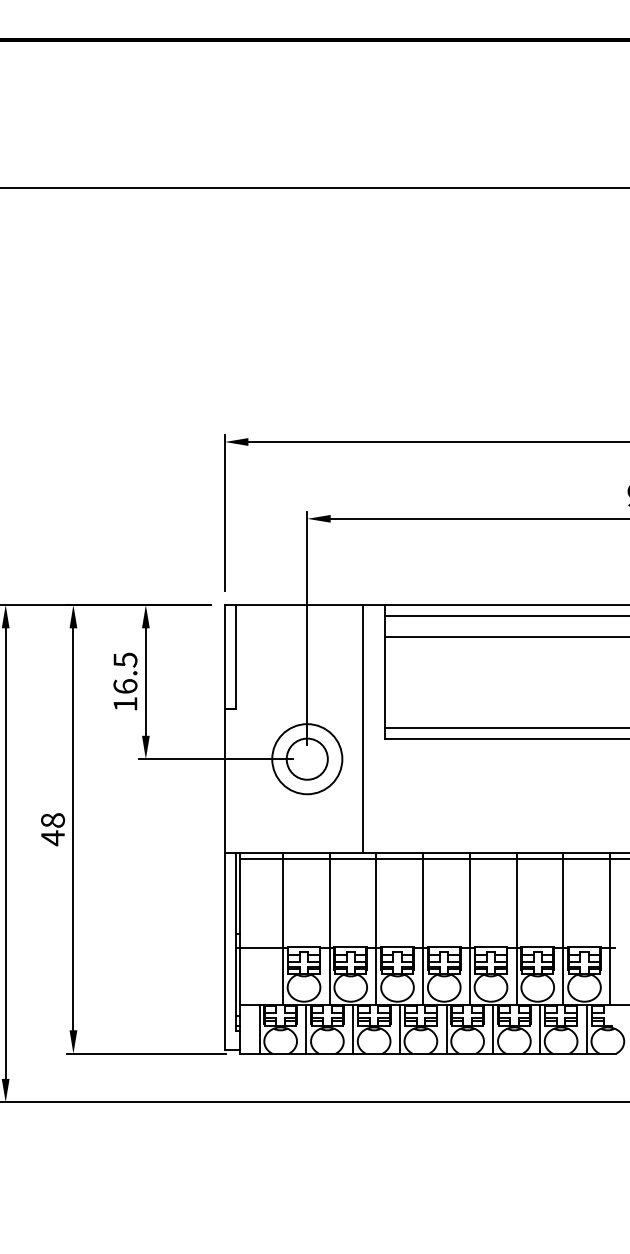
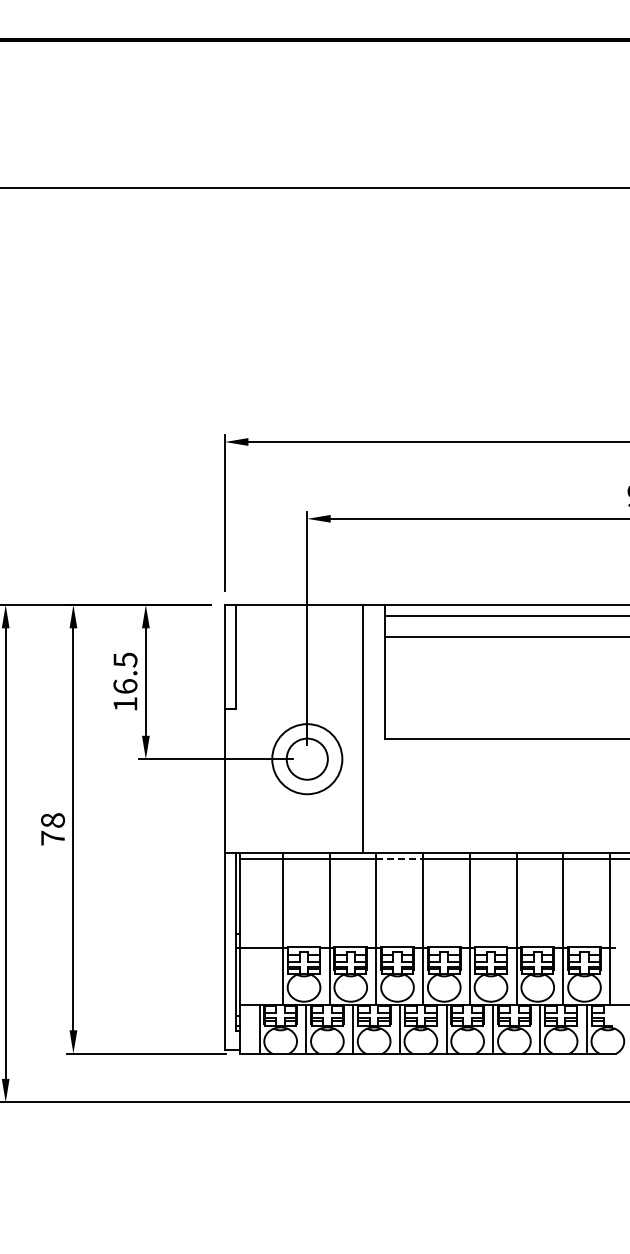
line: present -> none (505, 727)
text: 48 -> 78 (52, 838)
line: solid -> dashed (400, 858)
